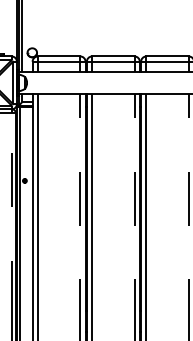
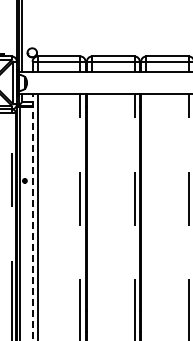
line: present -> none (92, 215)
line: present -> none (146, 215)
line: solid -> dashed (32, 216)
